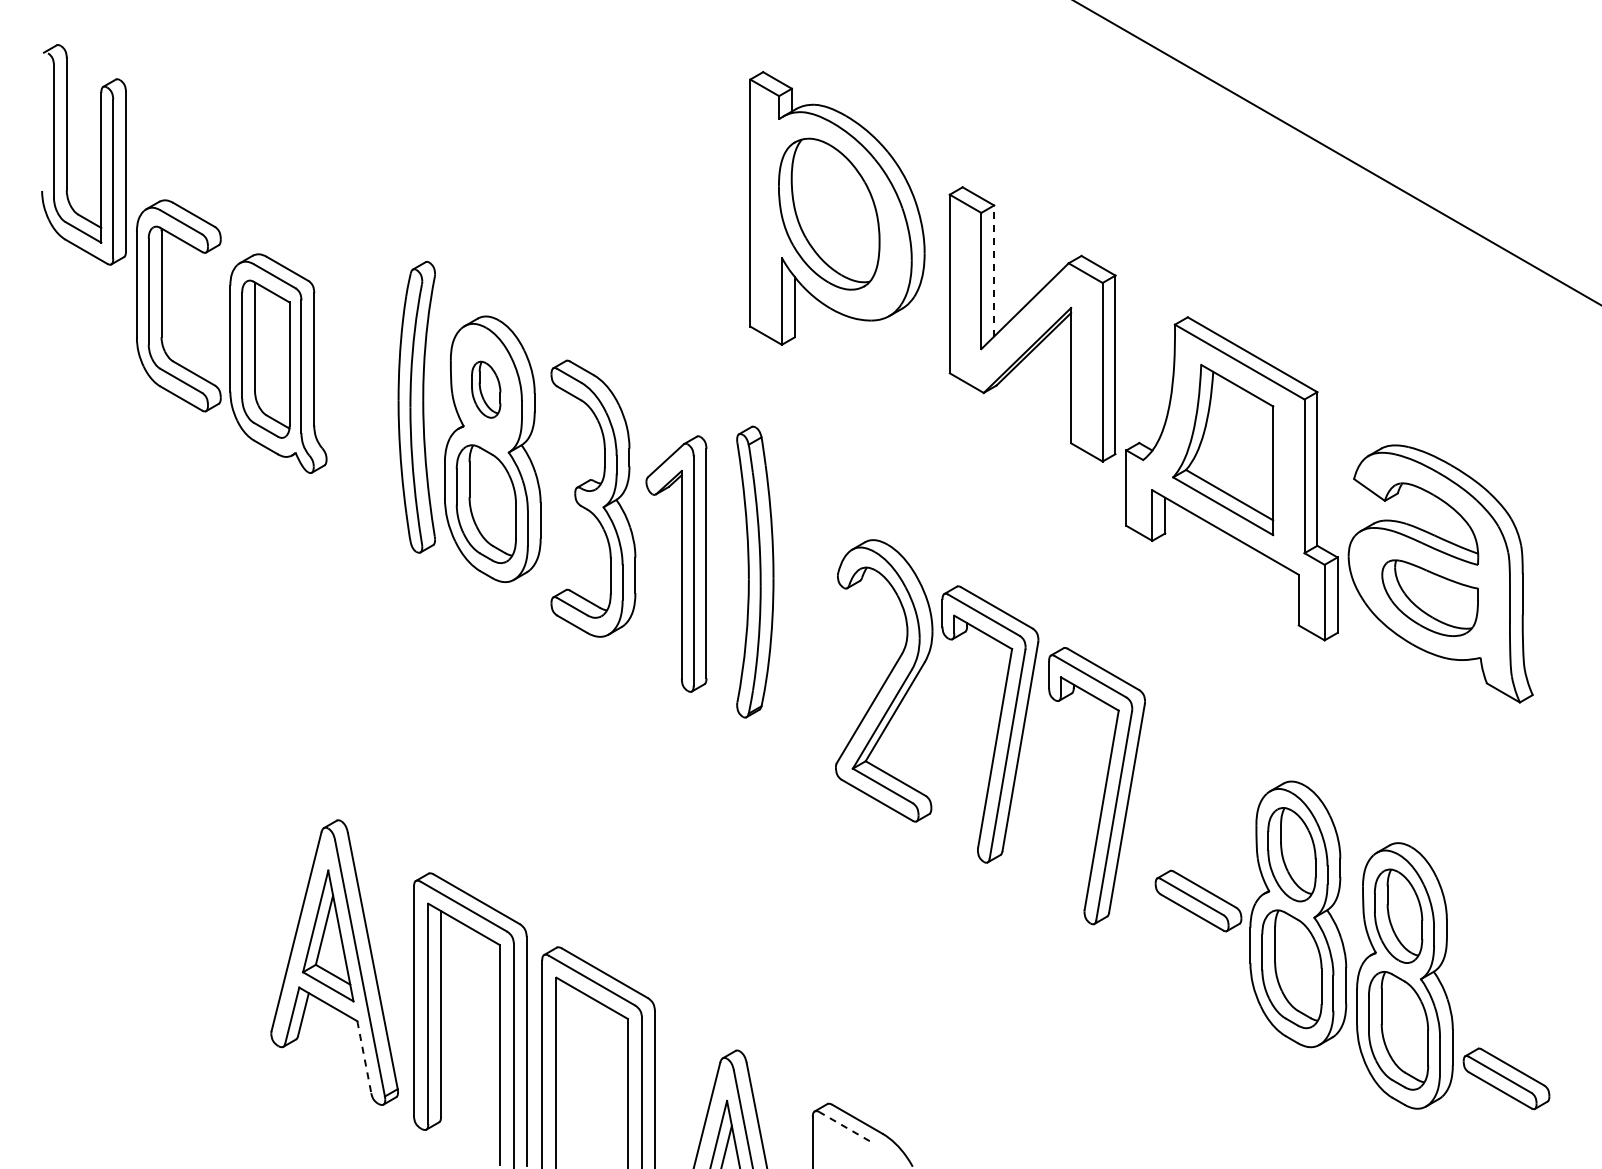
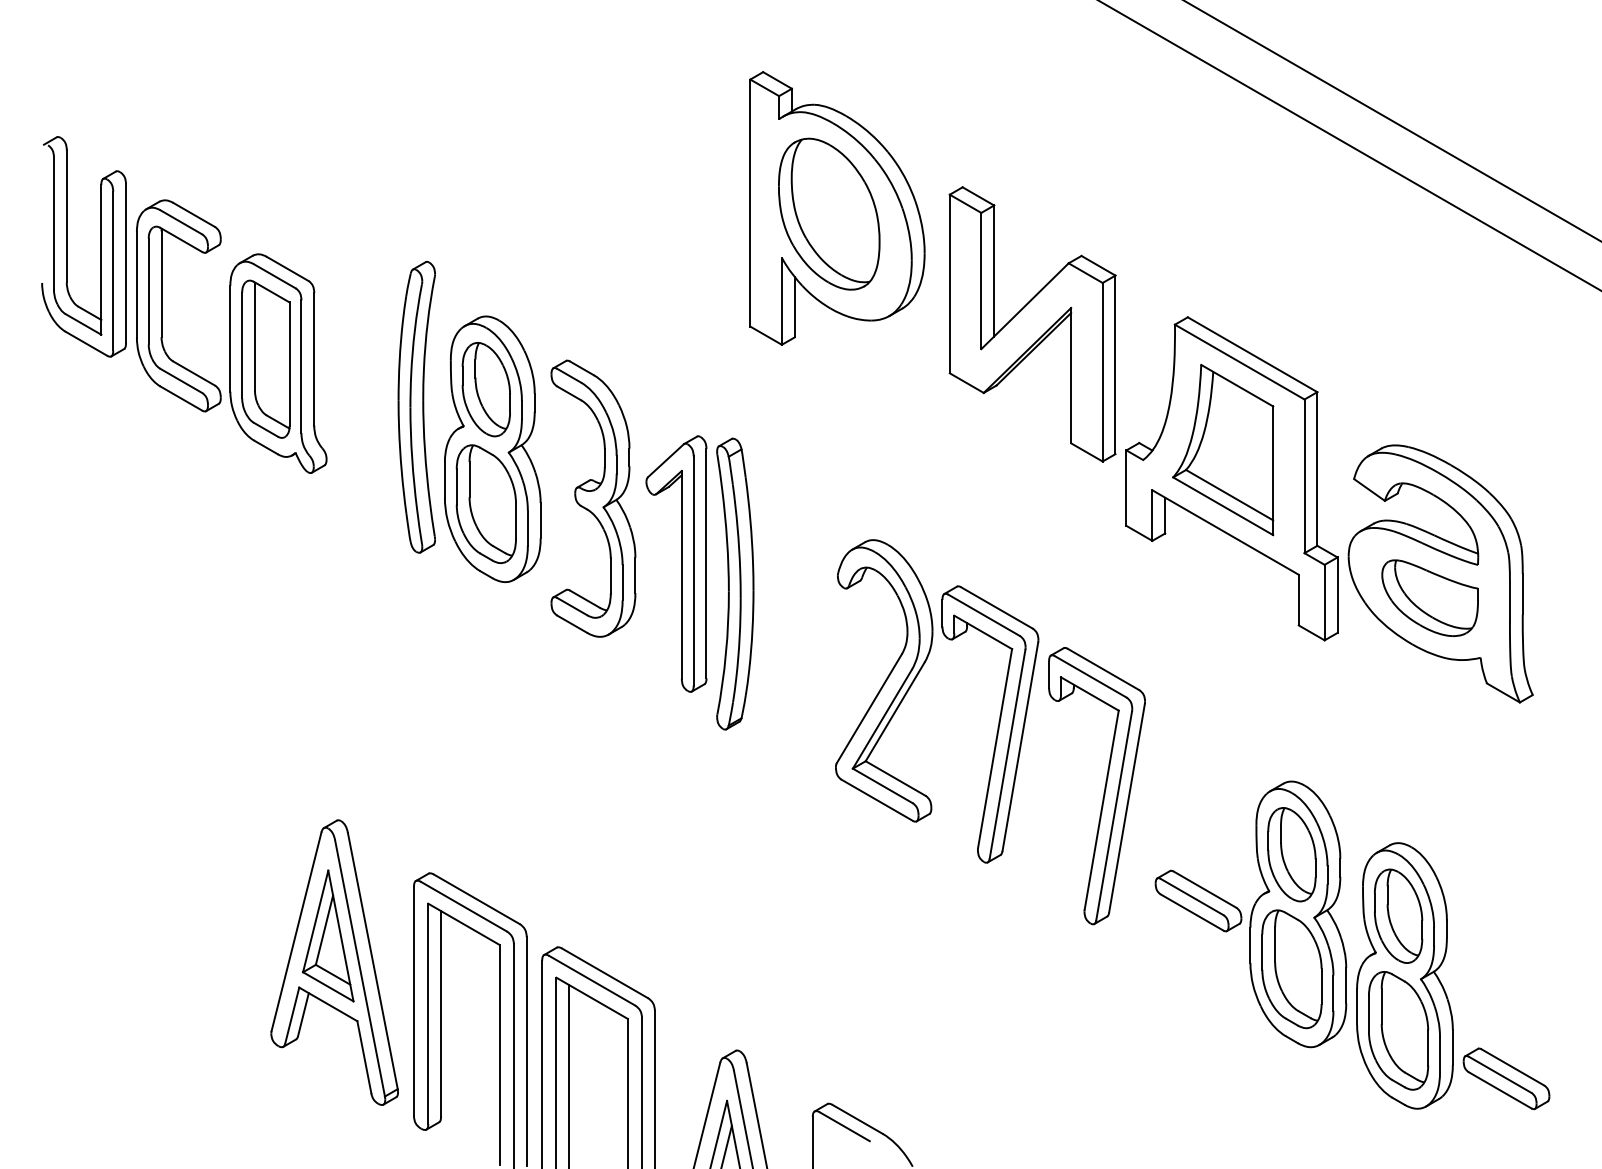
line: none -> present (1392, 120)
line position: (1336, 152) -> (1349, 145) (1349, 145)
part position: (67, 154) -> (67, 246) (67, 246)
line: dashed -> solid (994, 271)
part size: 31x59 px -> 50x96 px (485, 389)
part position: (755, 571) -> (735, 583) (735, 583)
line: dashed -> solid (364, 1057)
line: none -> present (569, 1075)
line: dashed -> solid (844, 1126)
